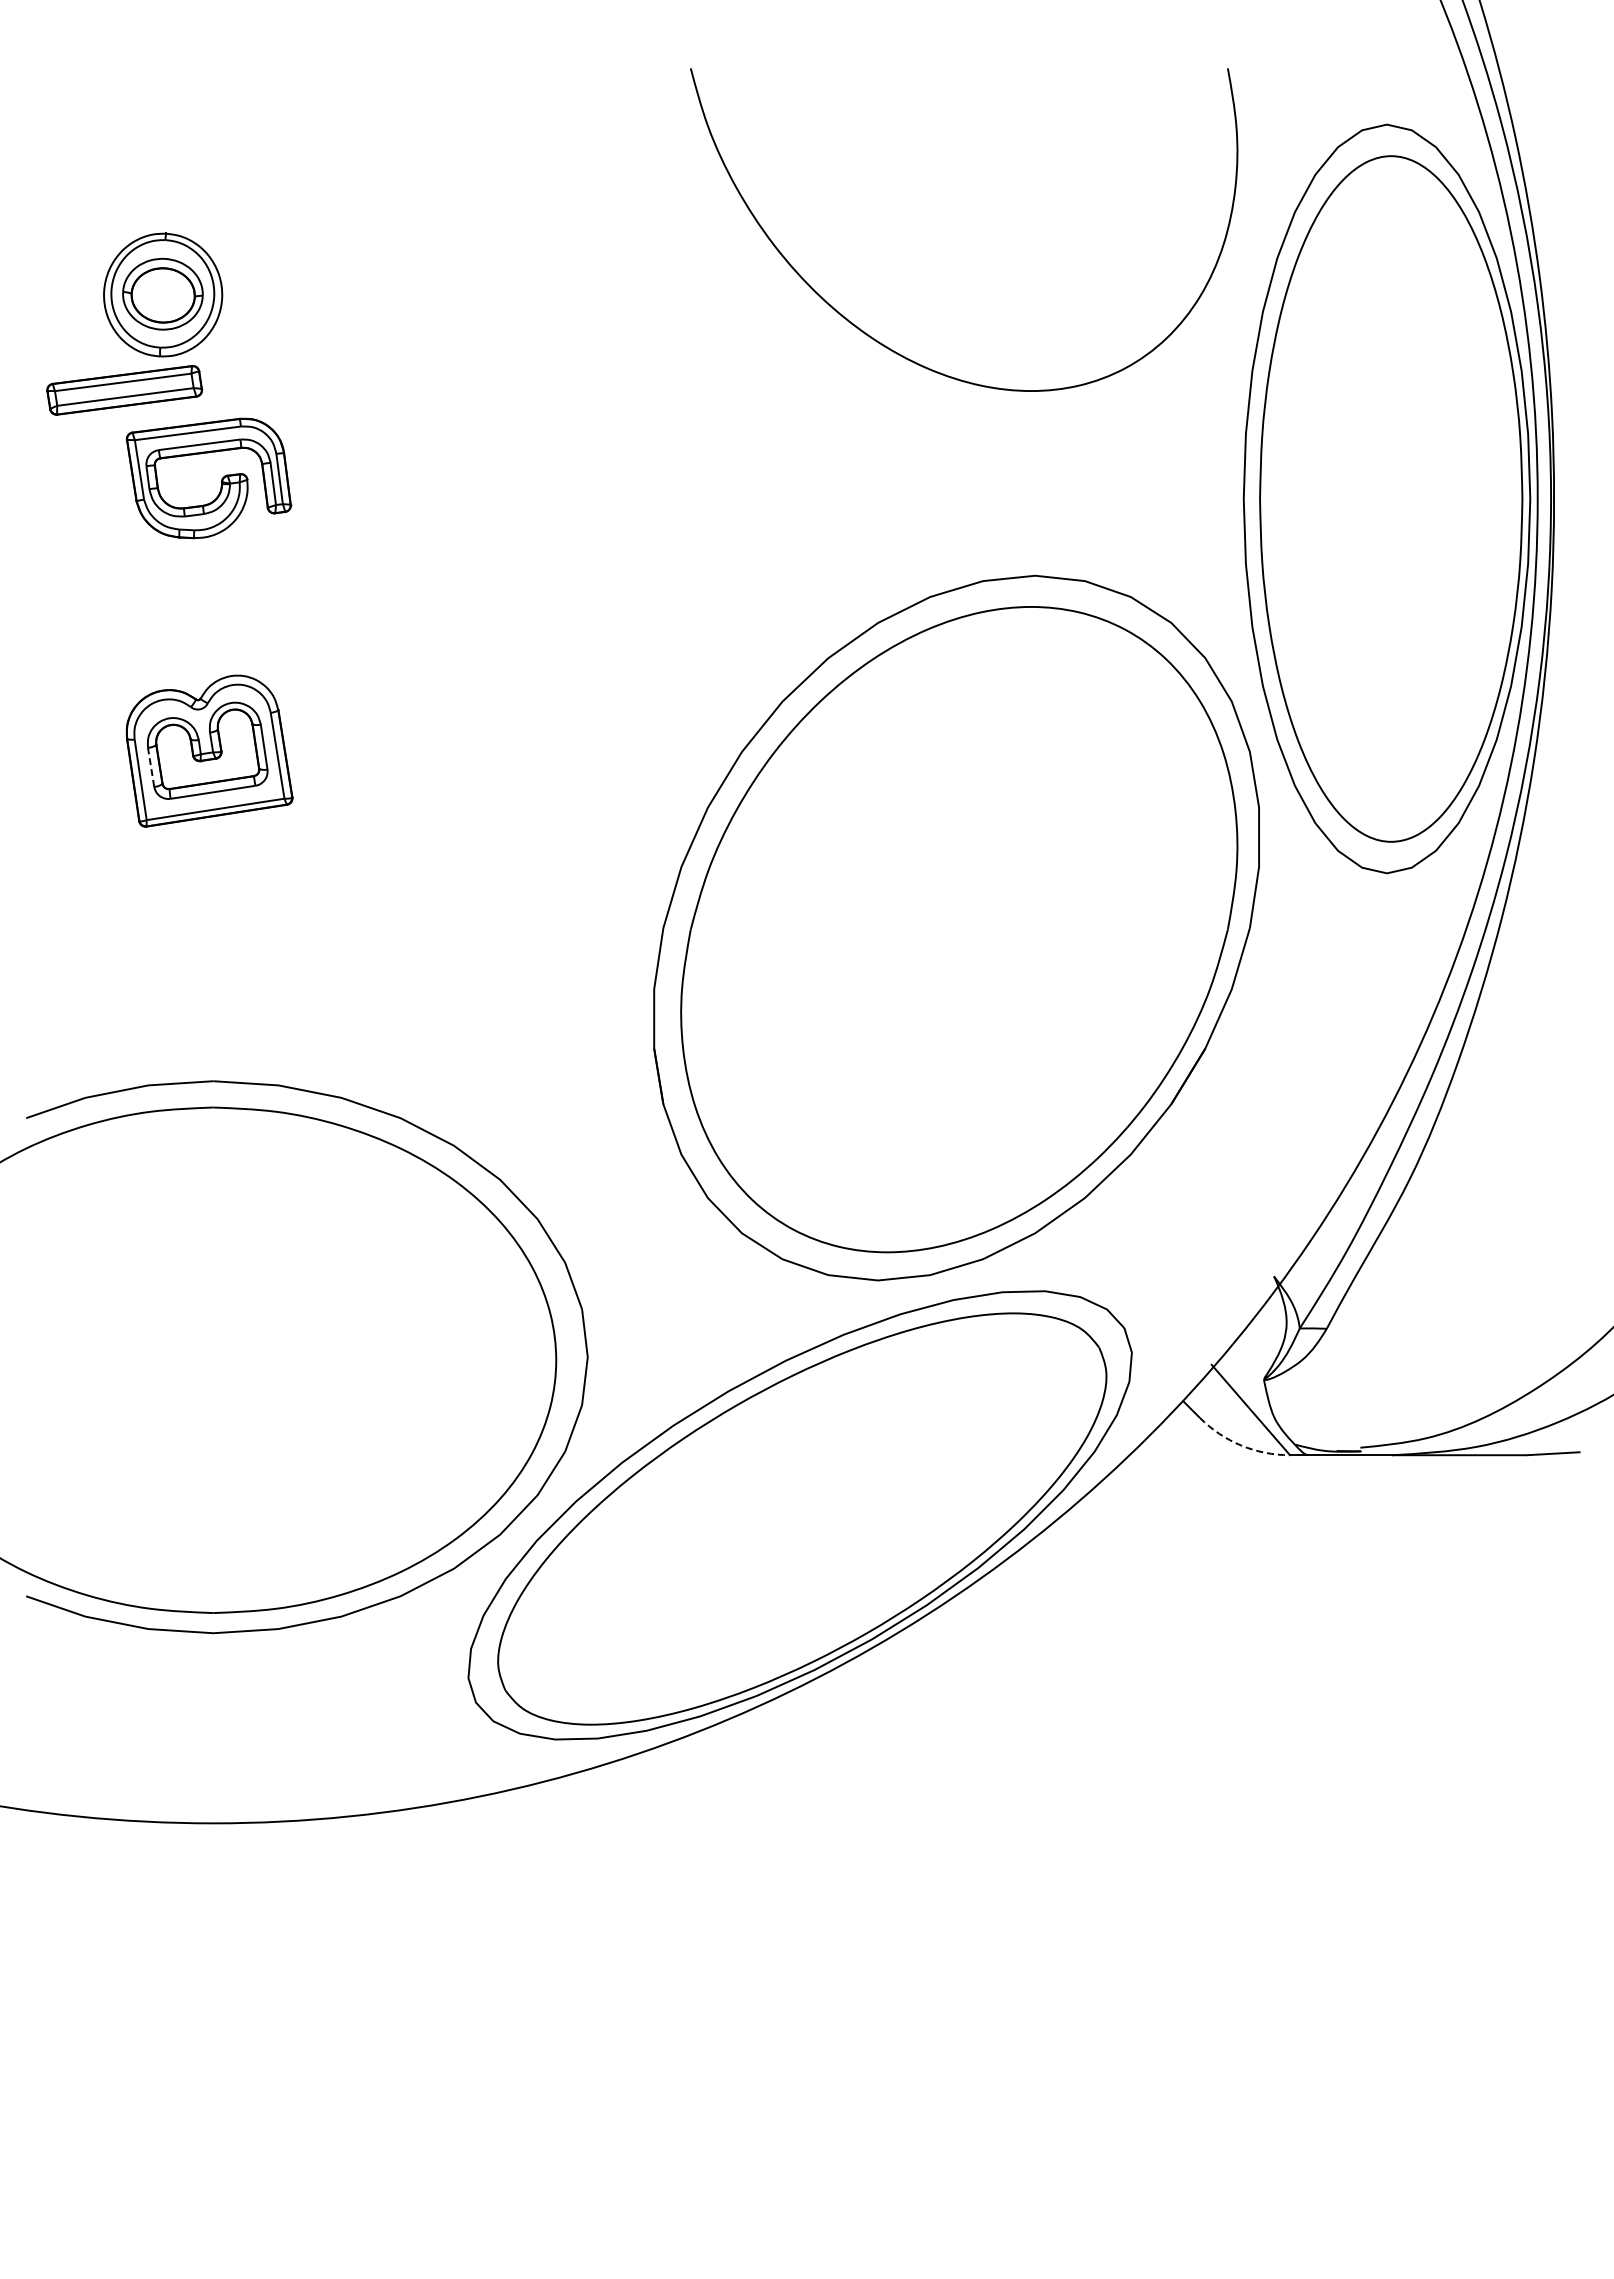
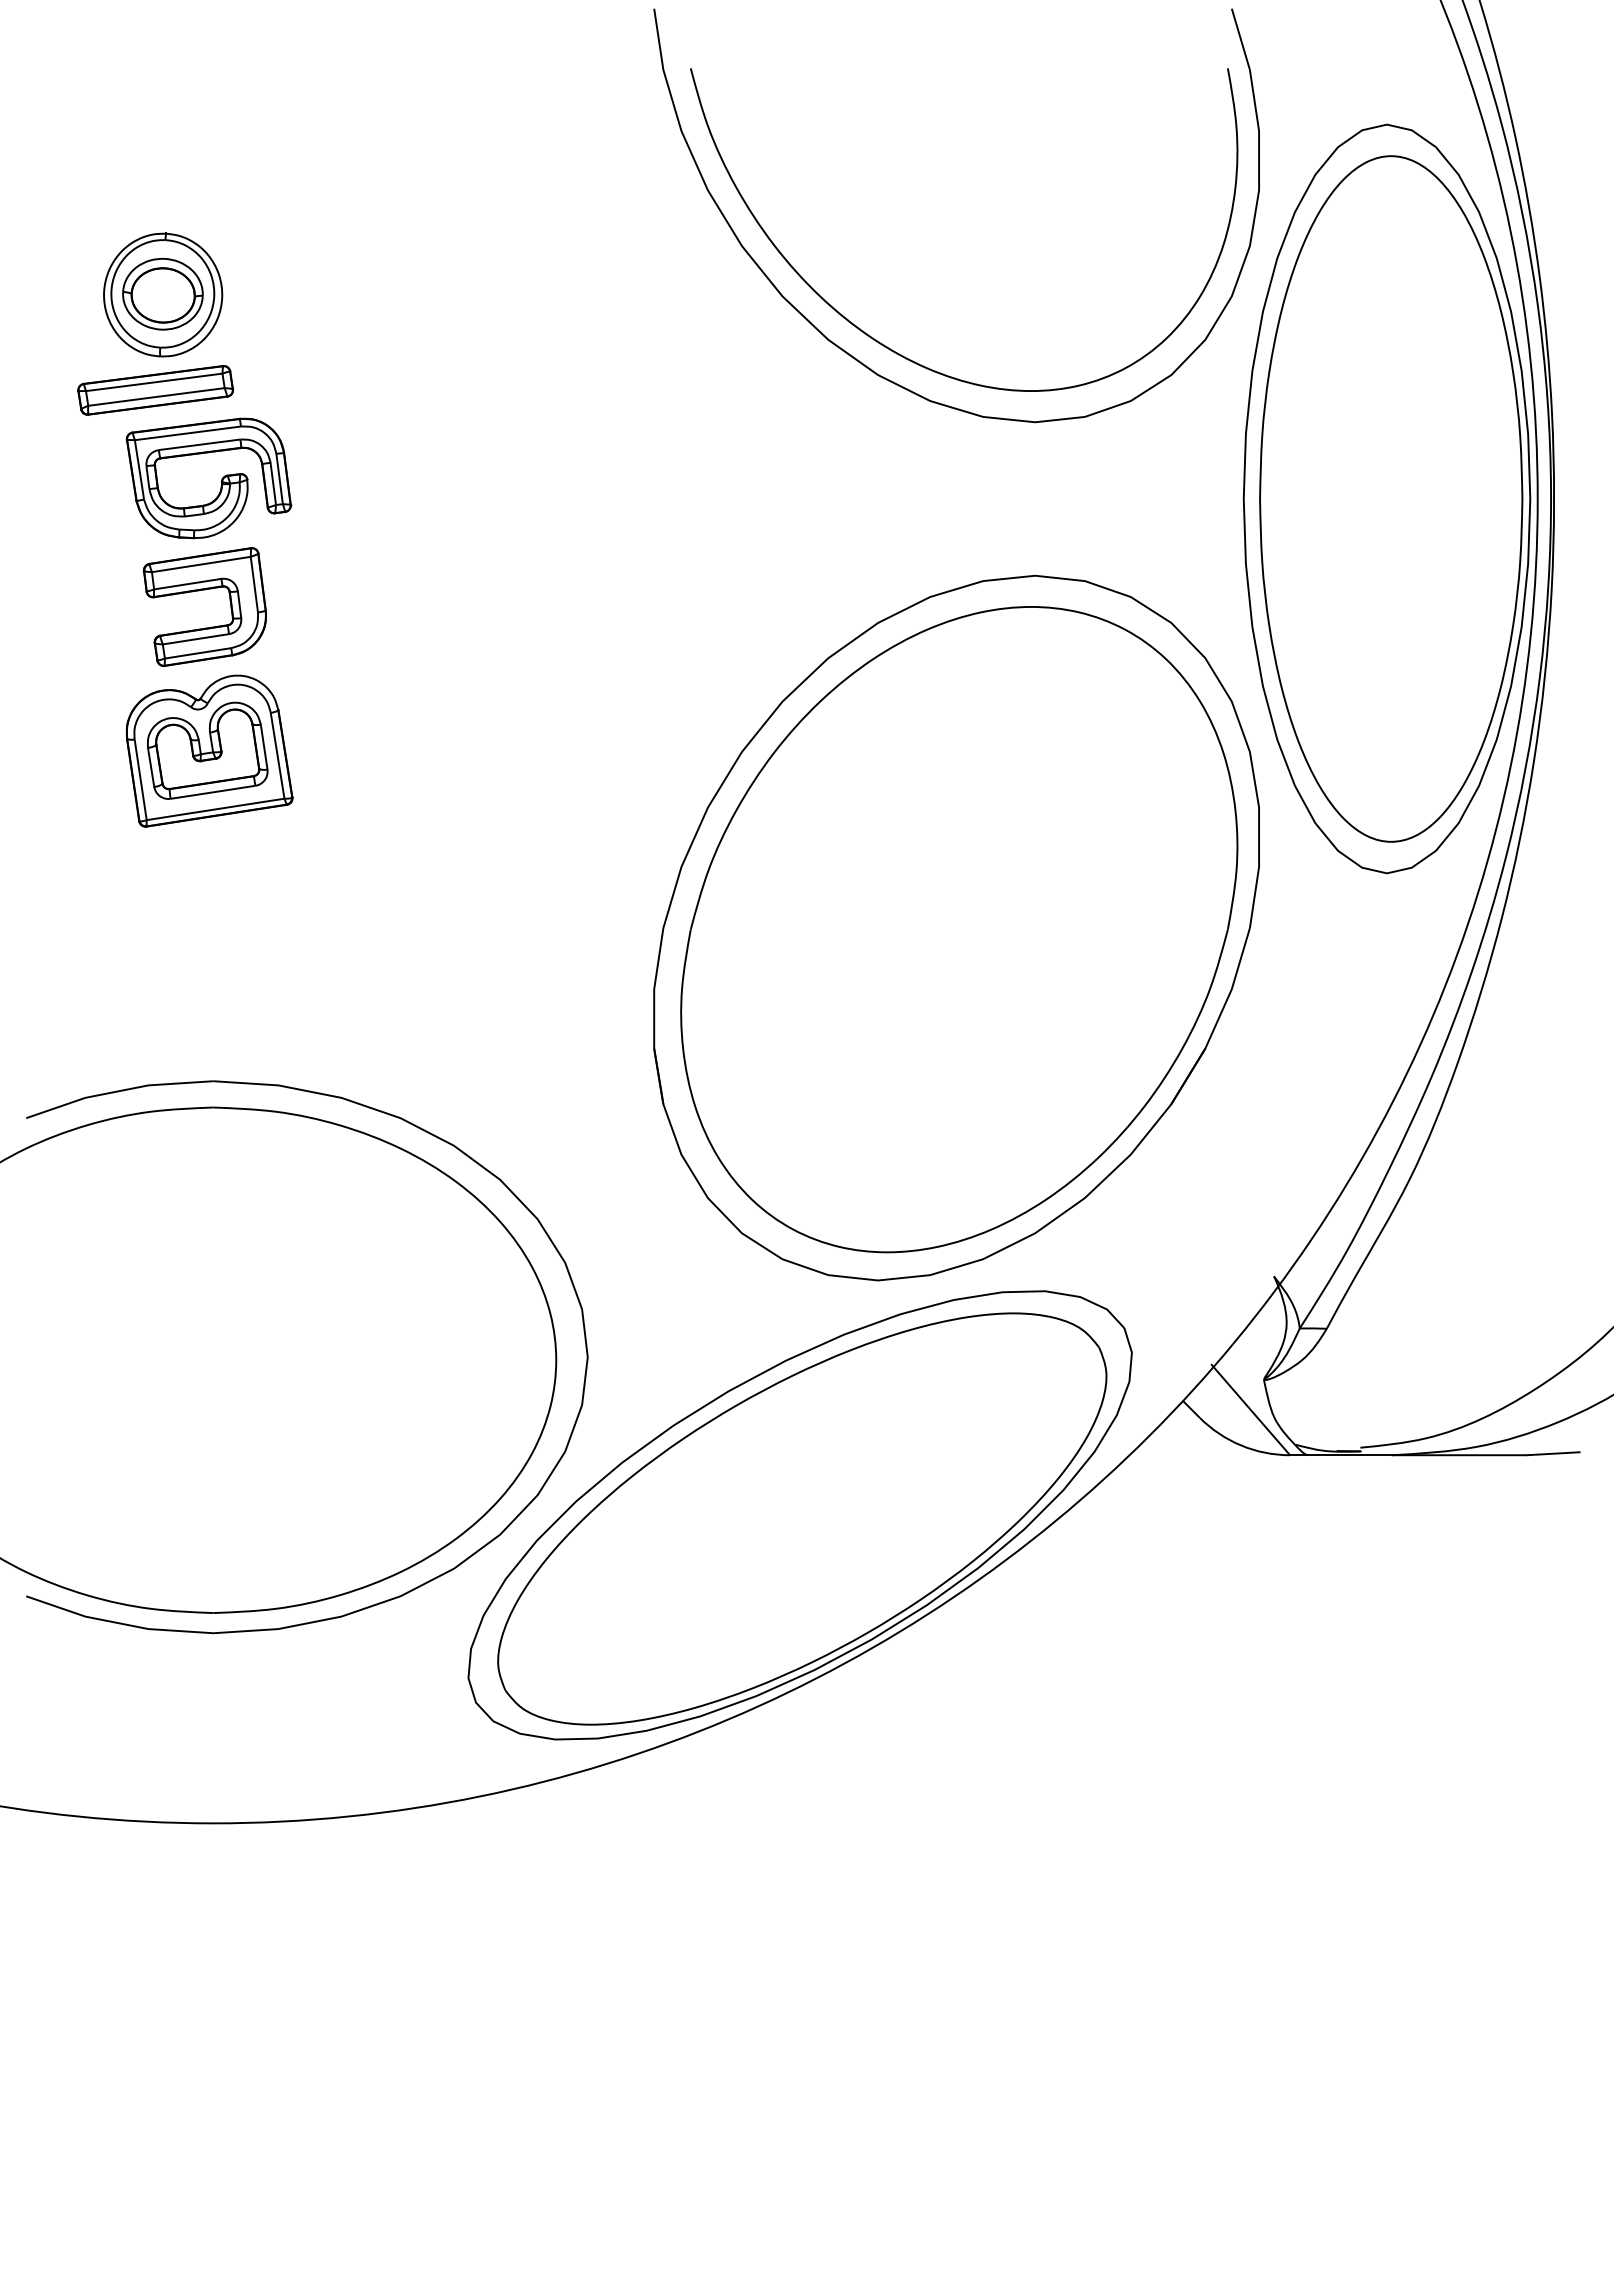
part: none -> present (855, 357)
part position: (124, 390) -> (155, 390) (155, 390)
part: none -> present (199, 591)
line: dashed -> solid (151, 767)
arc: dashed -> solid (1241, 1445)
